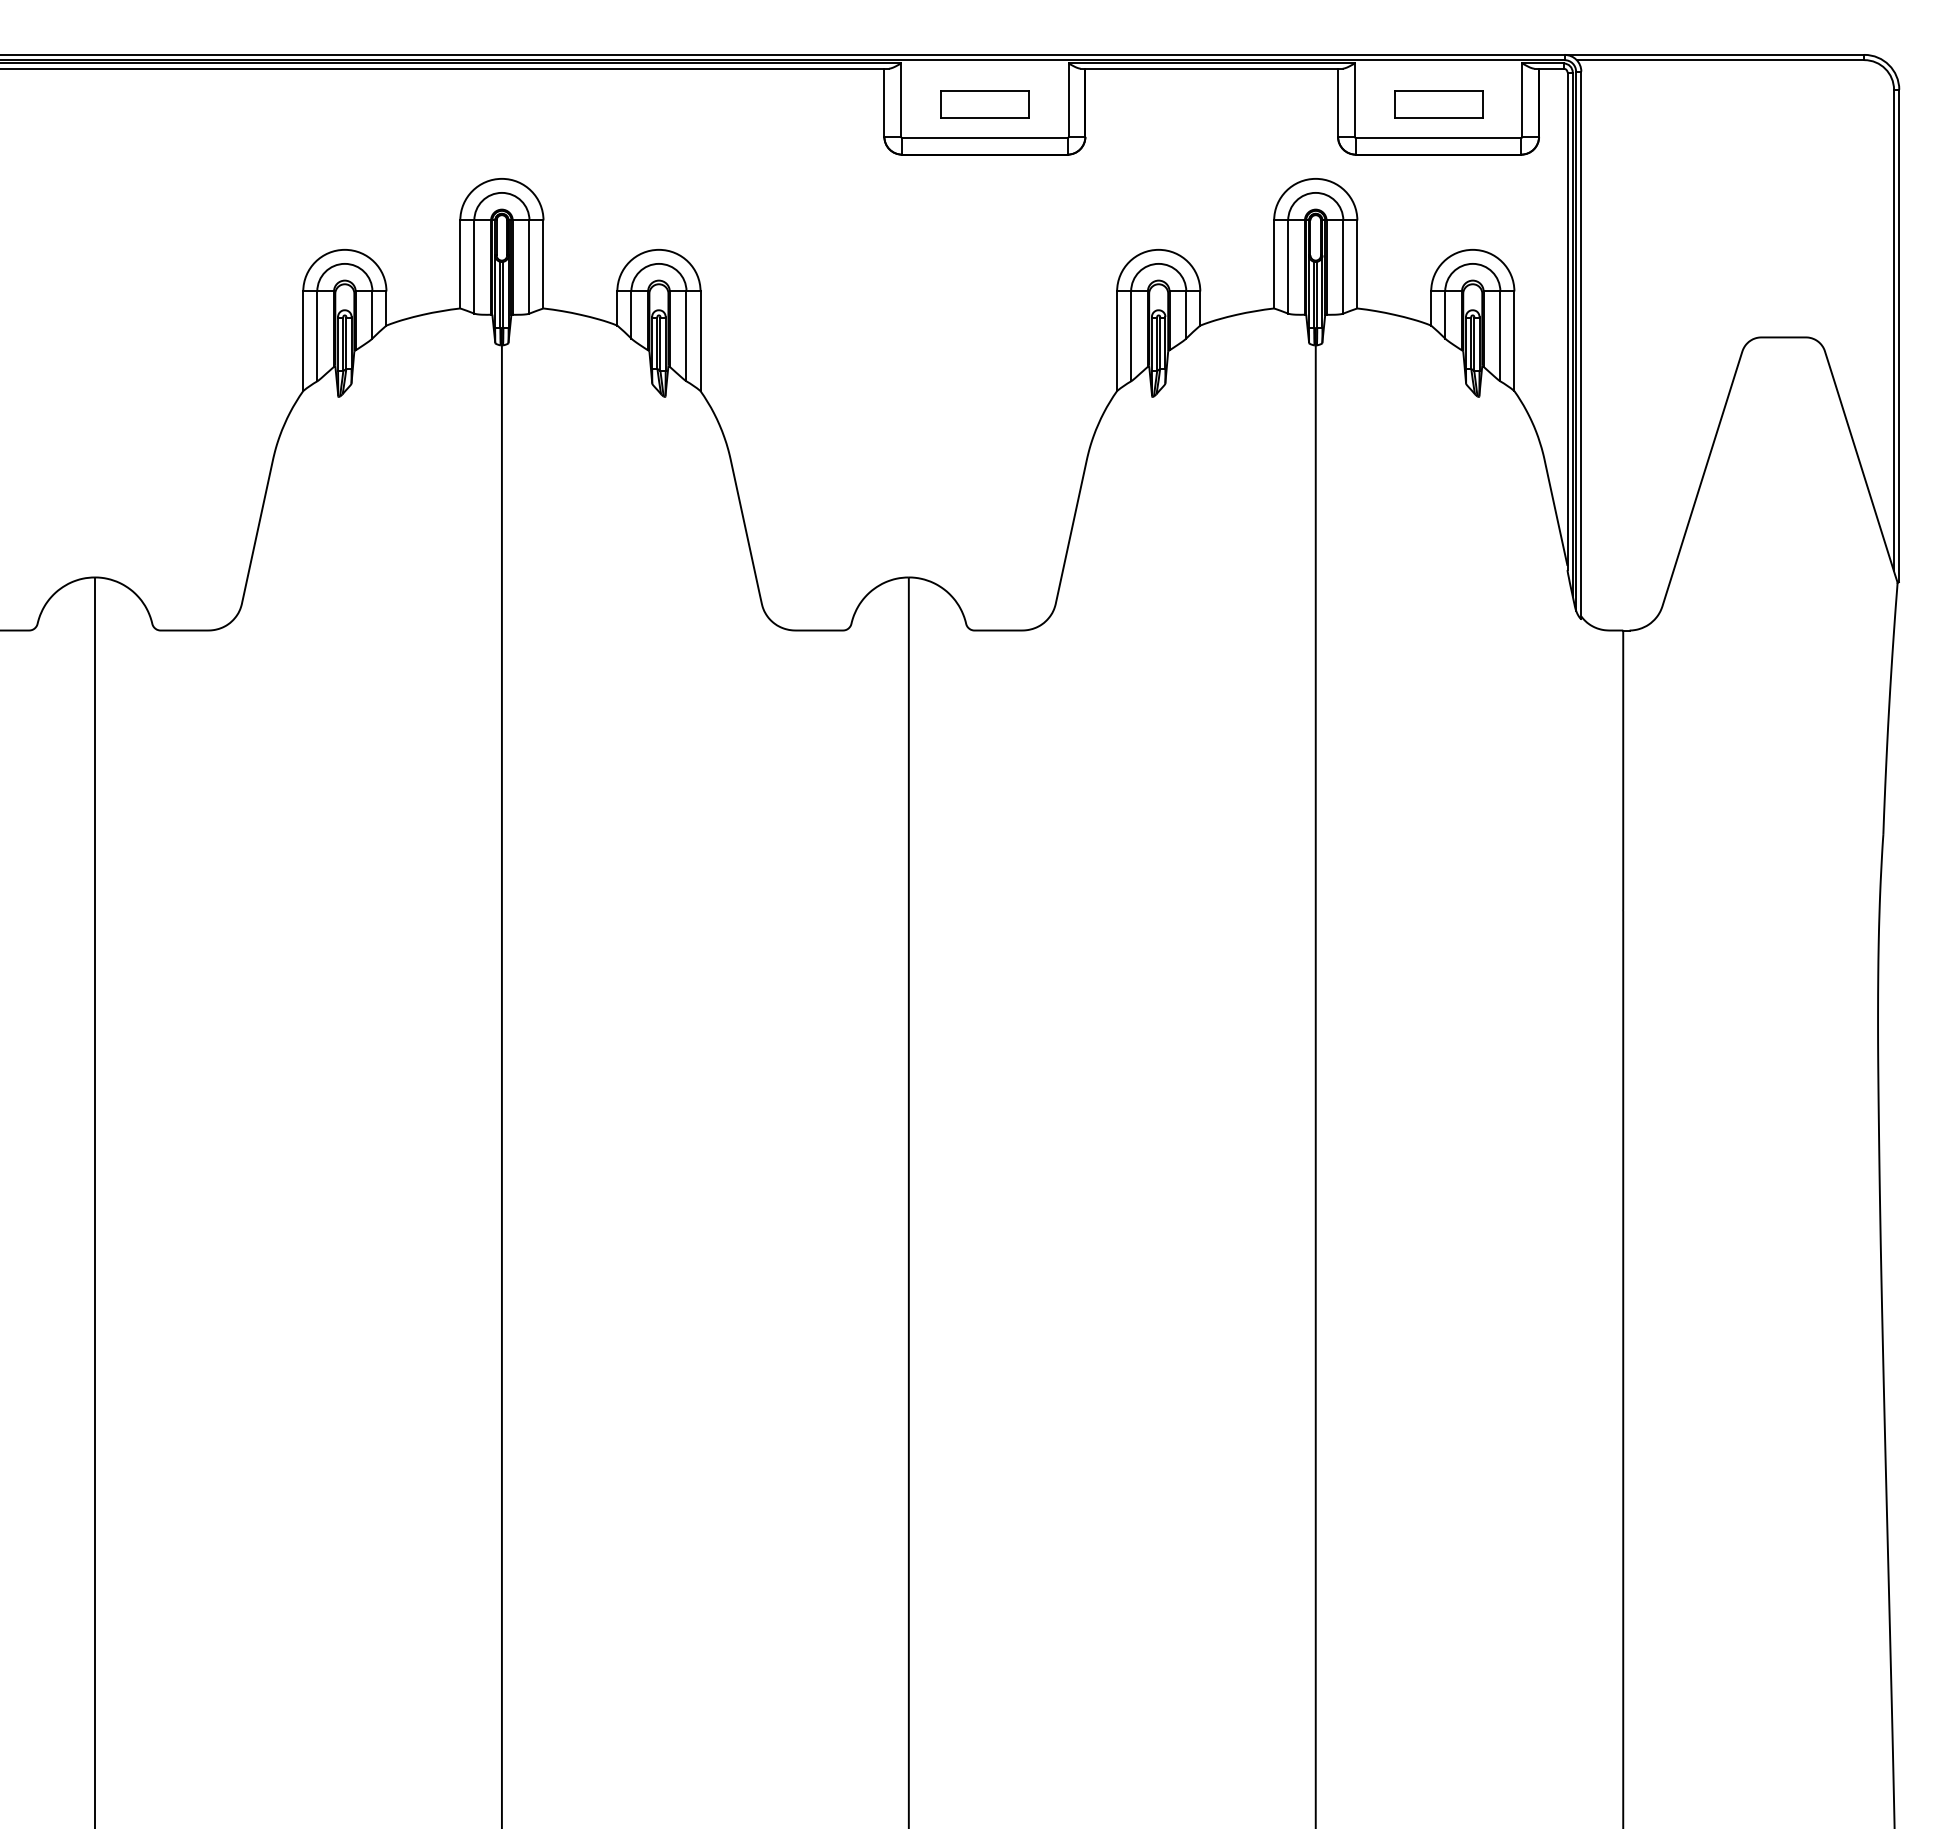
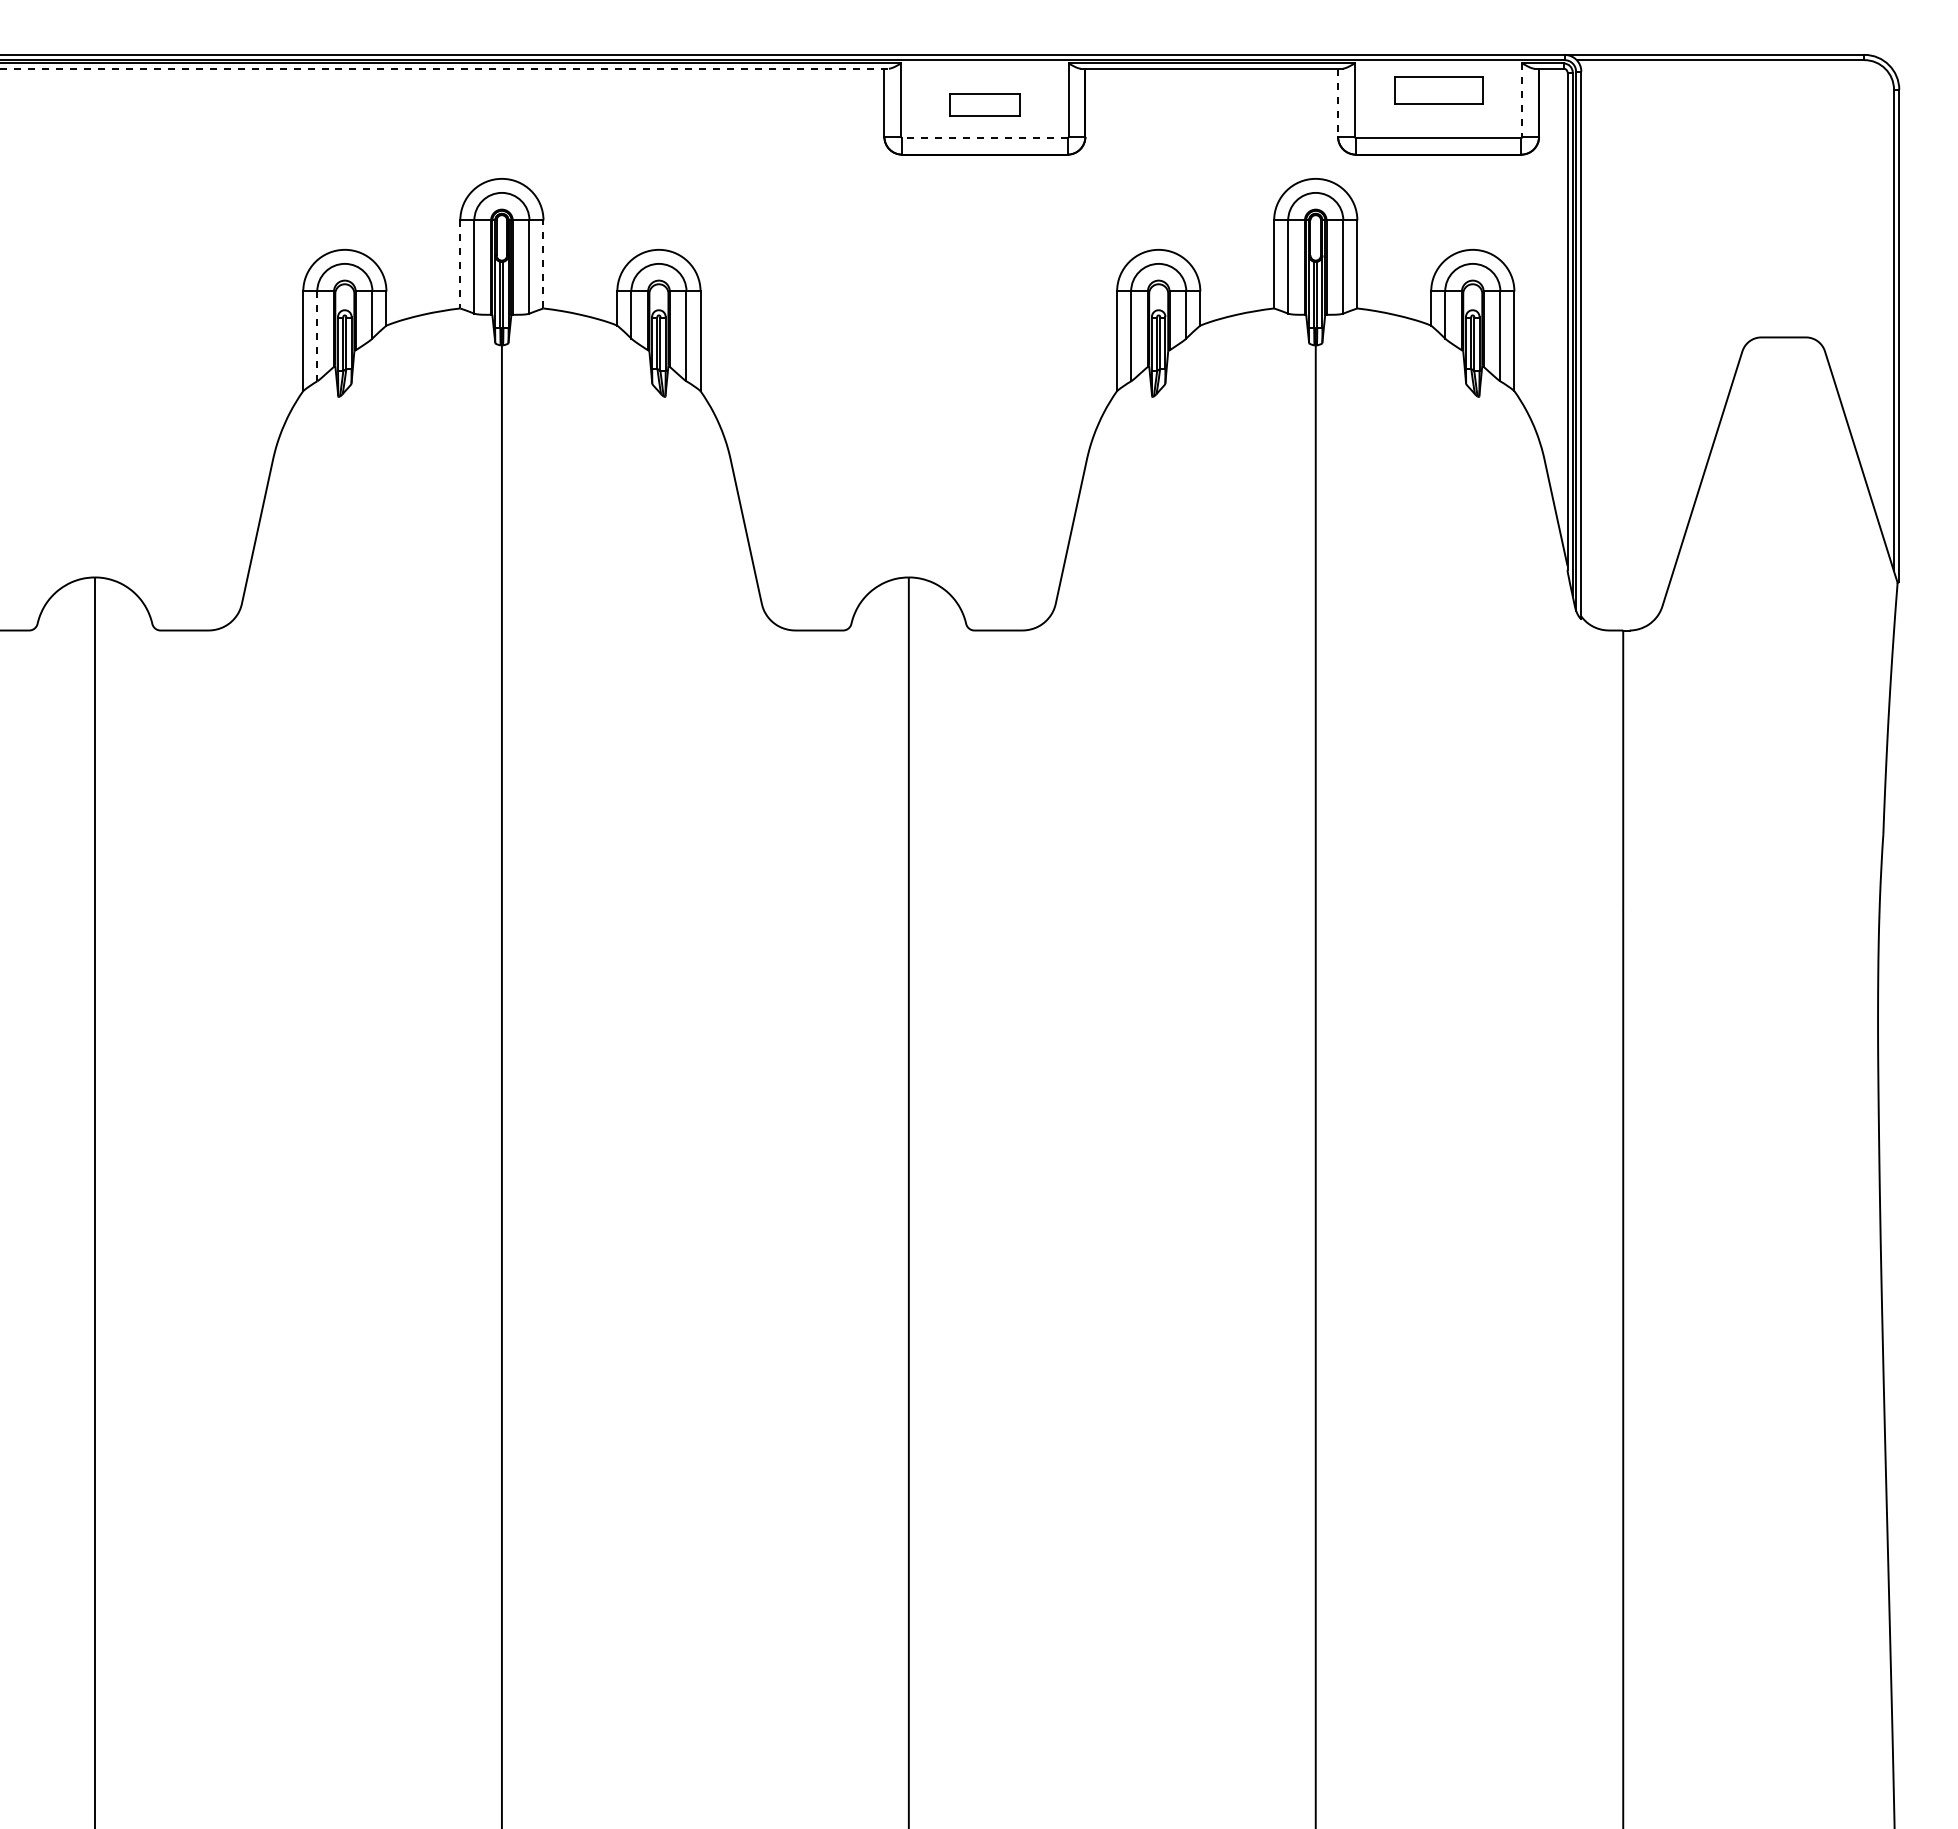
line: solid -> dashed (444, 68)
line: solid -> dashed (1522, 100)
line: solid -> dashed (1338, 103)
part size: 90x29 px -> 72x24 px (984, 104)
part position: (1438, 104) -> (1438, 90) (1438, 90)
line: solid -> dashed (984, 137)
line: solid -> dashed (543, 263)
line: solid -> dashed (460, 264)
line: solid -> dashed (317, 336)
